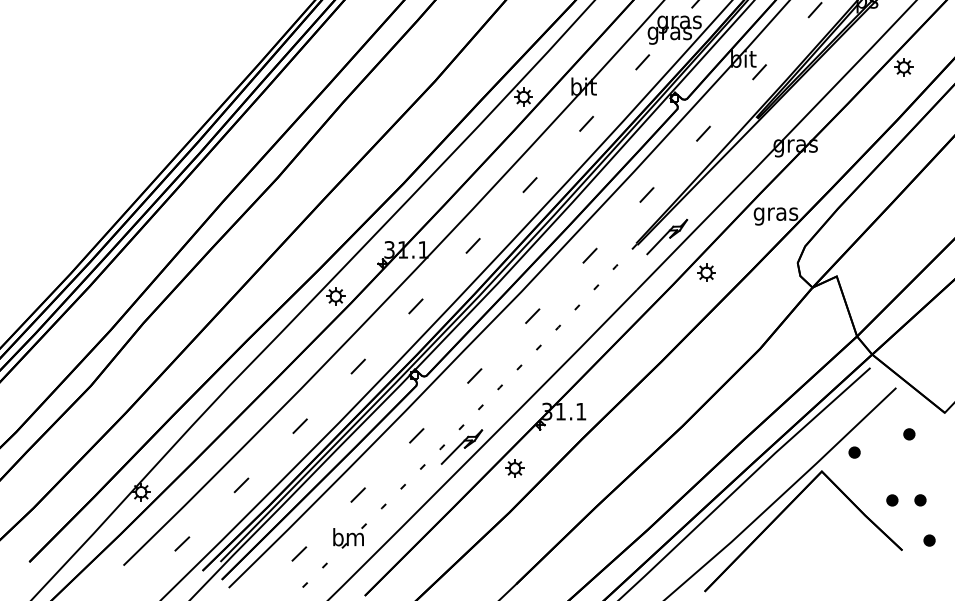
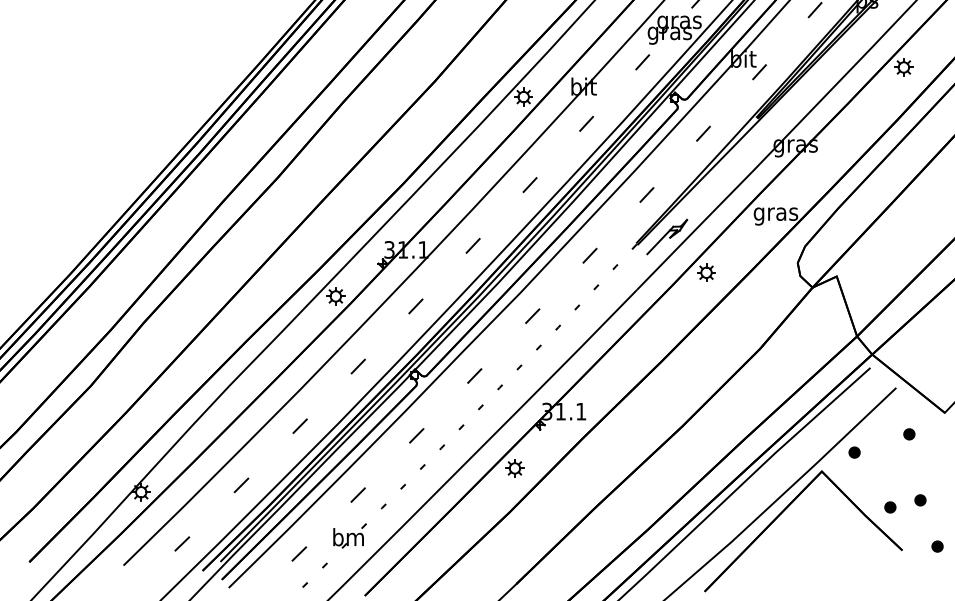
part: present -> none (461, 446)
part position: (892, 500) -> (890, 507) (890, 507)
part position: (929, 540) -> (937, 546) (937, 546)
